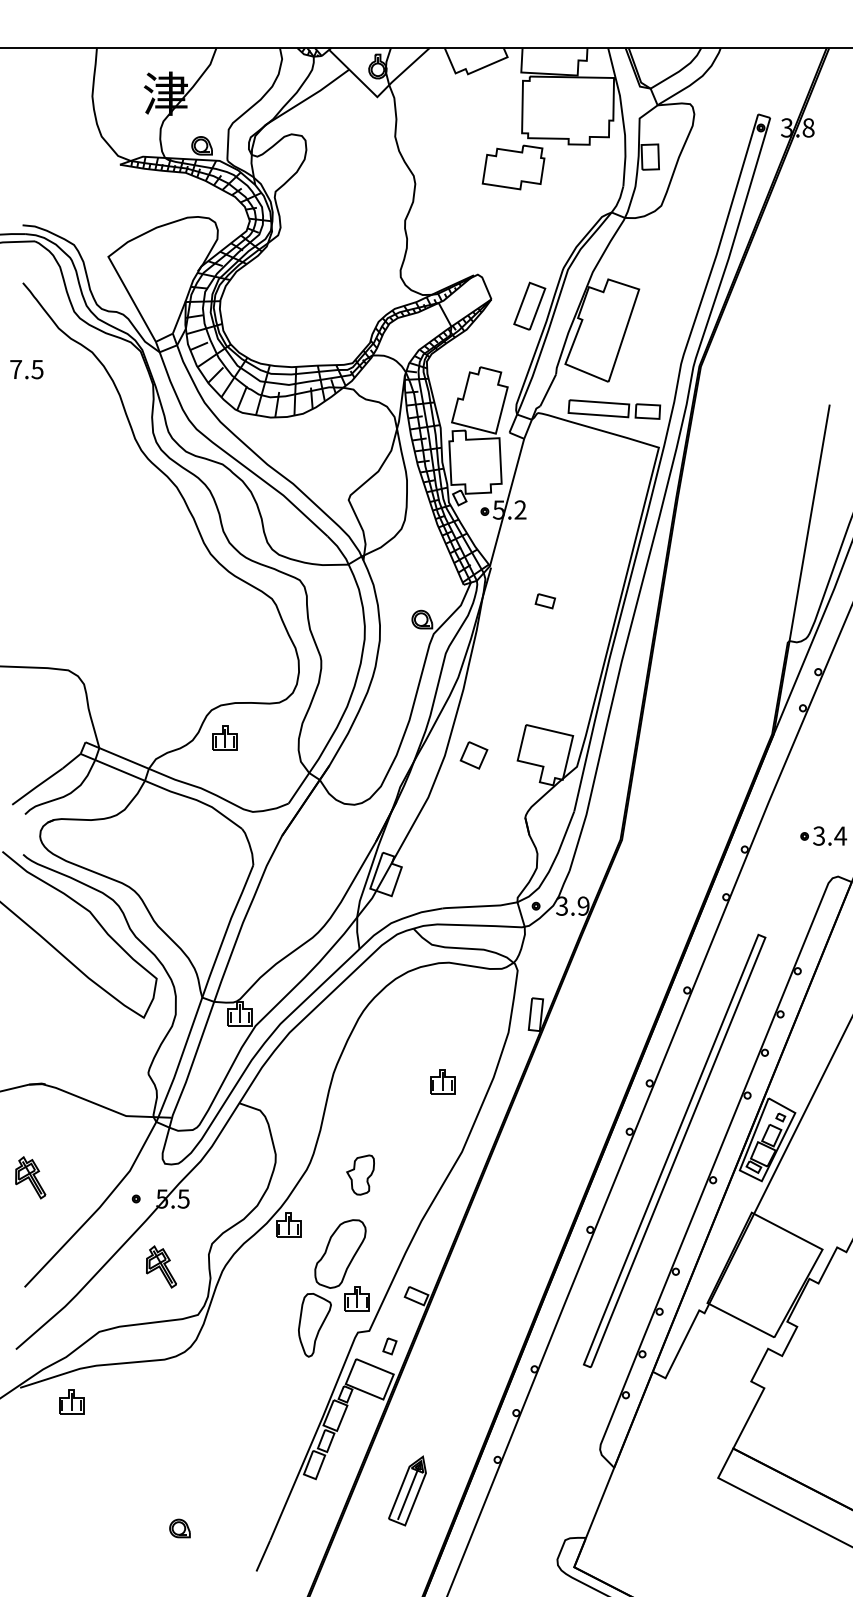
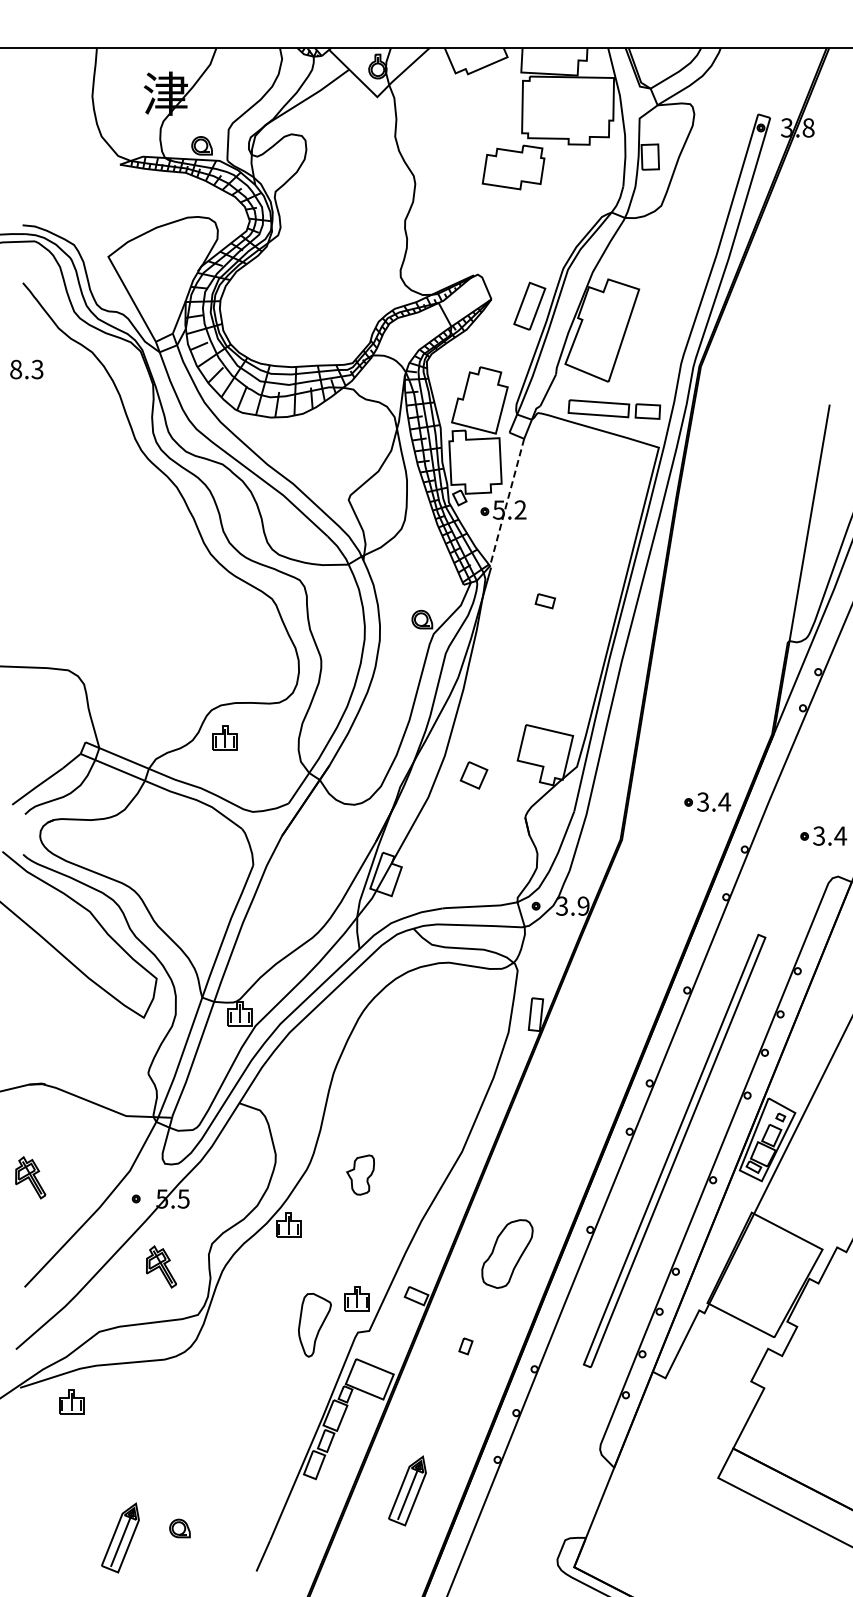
text: 7.5 -> 8.3 (26, 369)
line: solid -> dashed (507, 502)
part position: (473, 755) -> (473, 775) (473, 775)
part: none -> present (707, 801)
part: present -> none (442, 1081)
part position: (340, 1253) -> (507, 1253) (507, 1253)
part position: (389, 1346) -> (465, 1346) (465, 1346)
part: none -> present (120, 1537)
